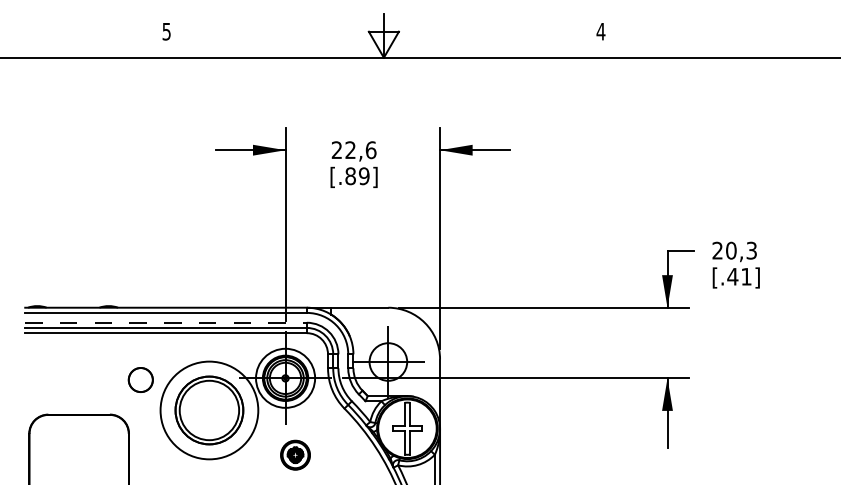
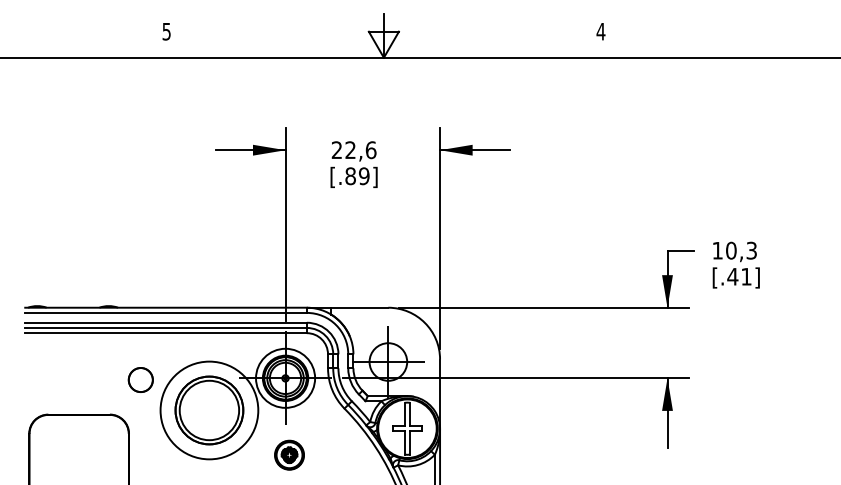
text: 20,3 -> 10,3 (717, 250)
line: dashed -> solid (166, 322)
part position: (295, 454) -> (289, 454) (289, 454)
